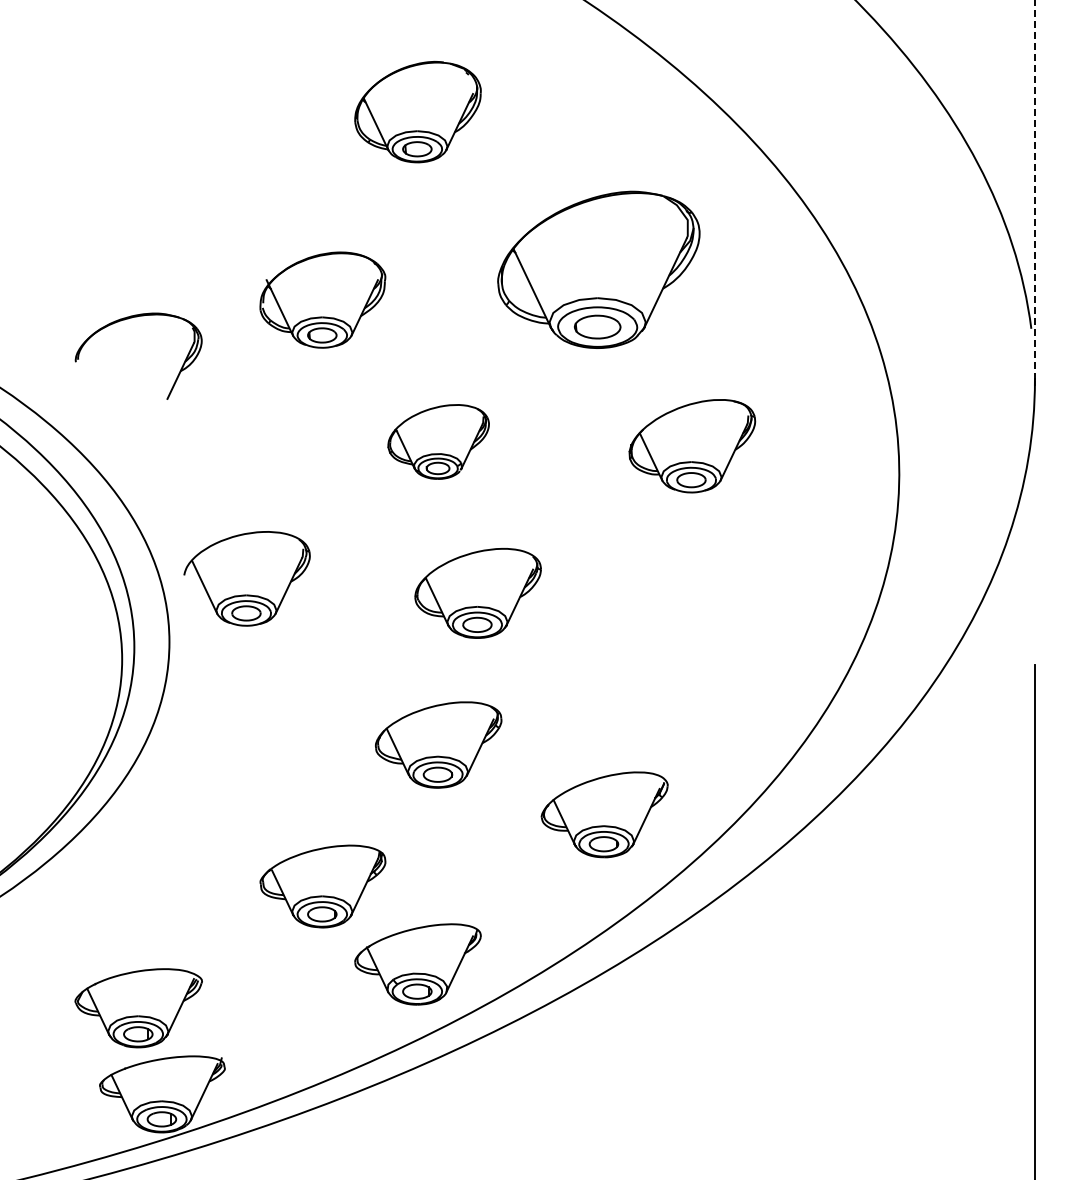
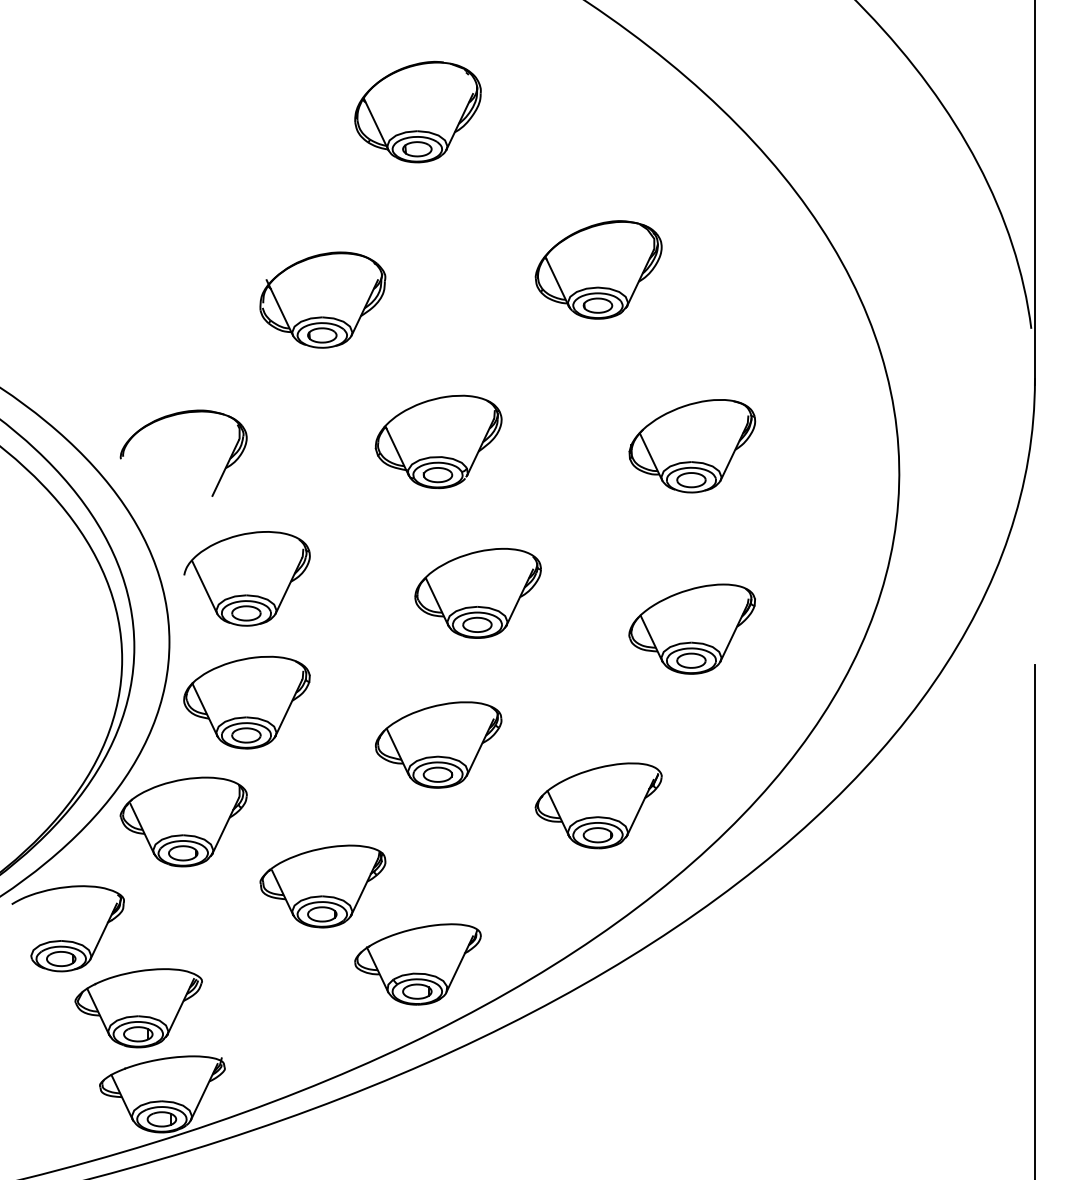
line: dashed -> solid (1034, 190)
part size: 204x159 px -> 129x100 px (598, 269)
part position: (128, 319) -> (173, 416) (173, 416)
part size: 103x76 px -> 129x96 px (438, 441)
part: none -> present (691, 628)
part: none -> present (246, 702)
part position: (604, 814) -> (598, 805) (598, 805)
part: none -> present (183, 821)
part: none -> present (67, 940)
